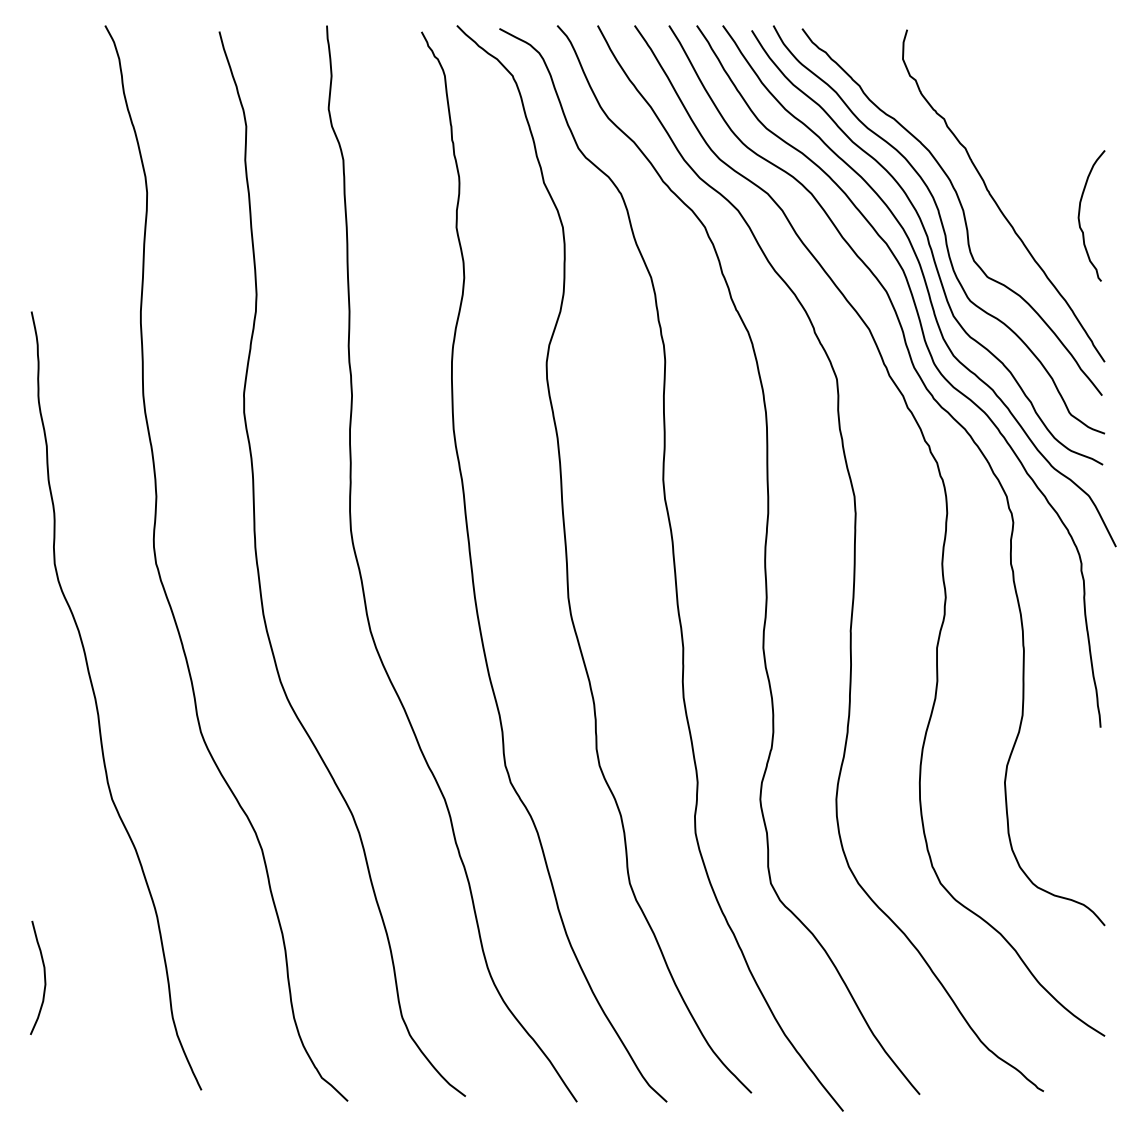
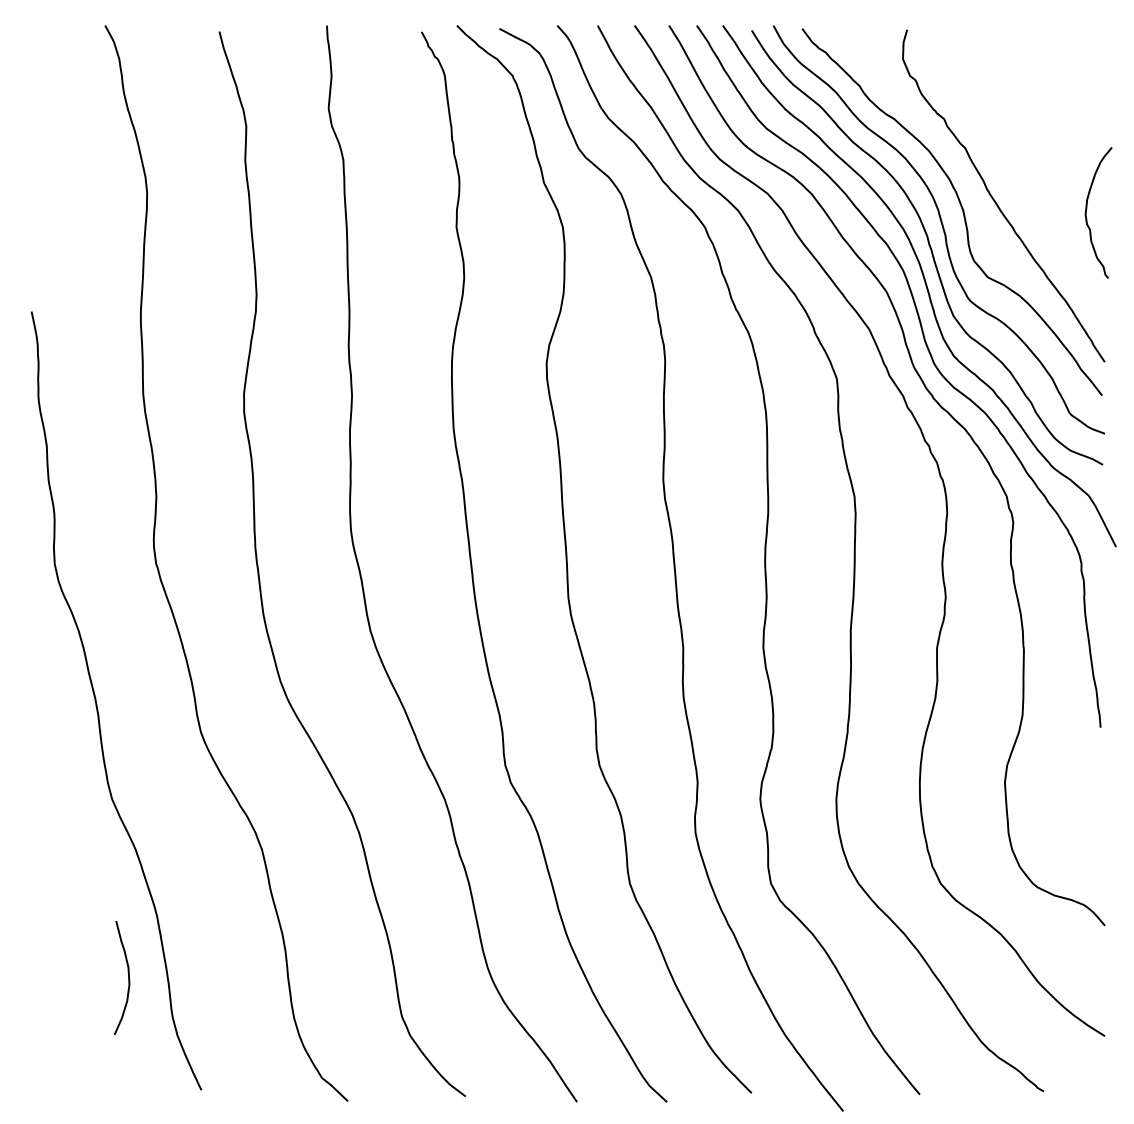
curve position: (1080, 212) -> (1087, 209) (1087, 209)
curve position: (44, 977) -> (128, 977) (128, 977)
